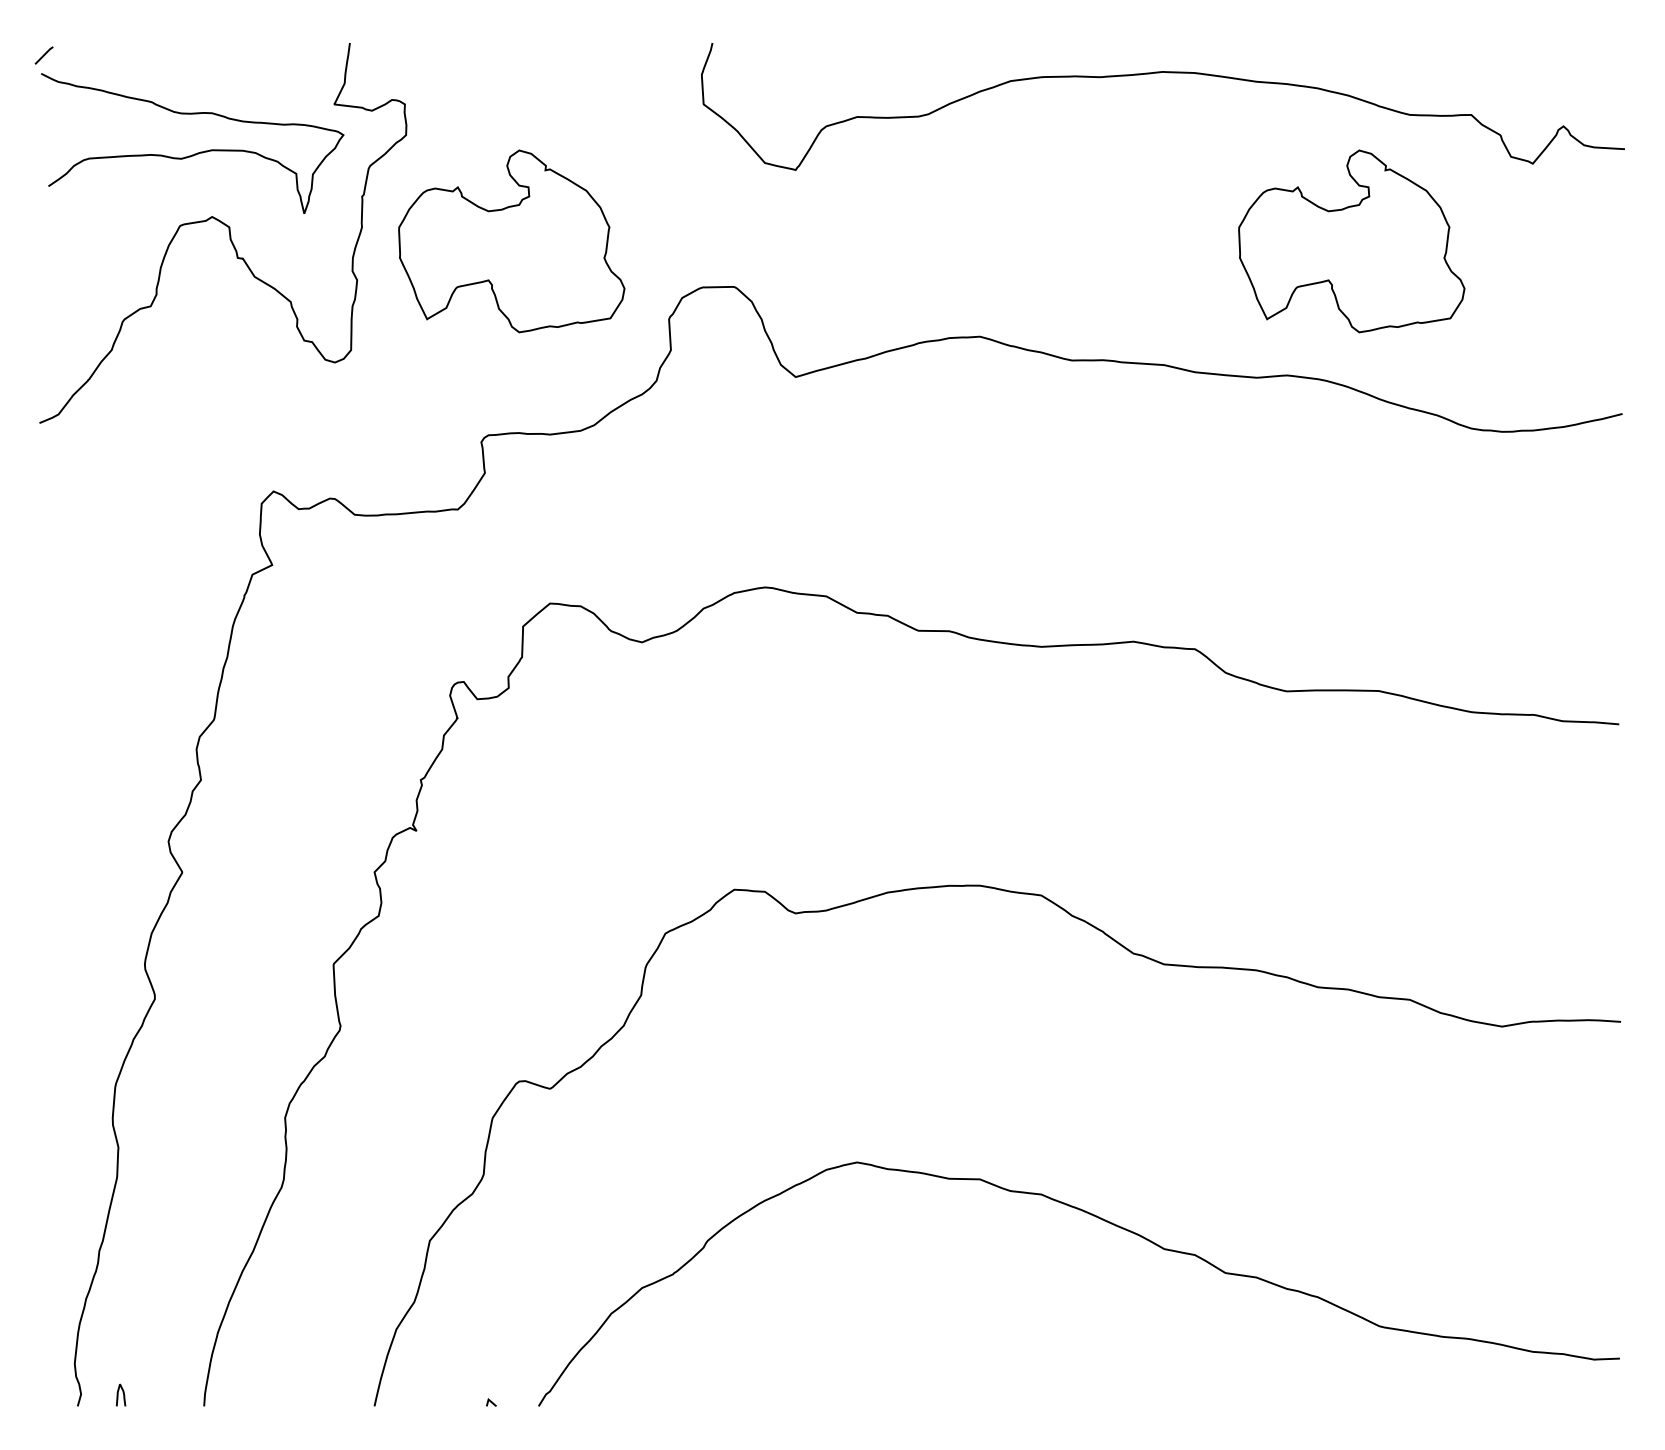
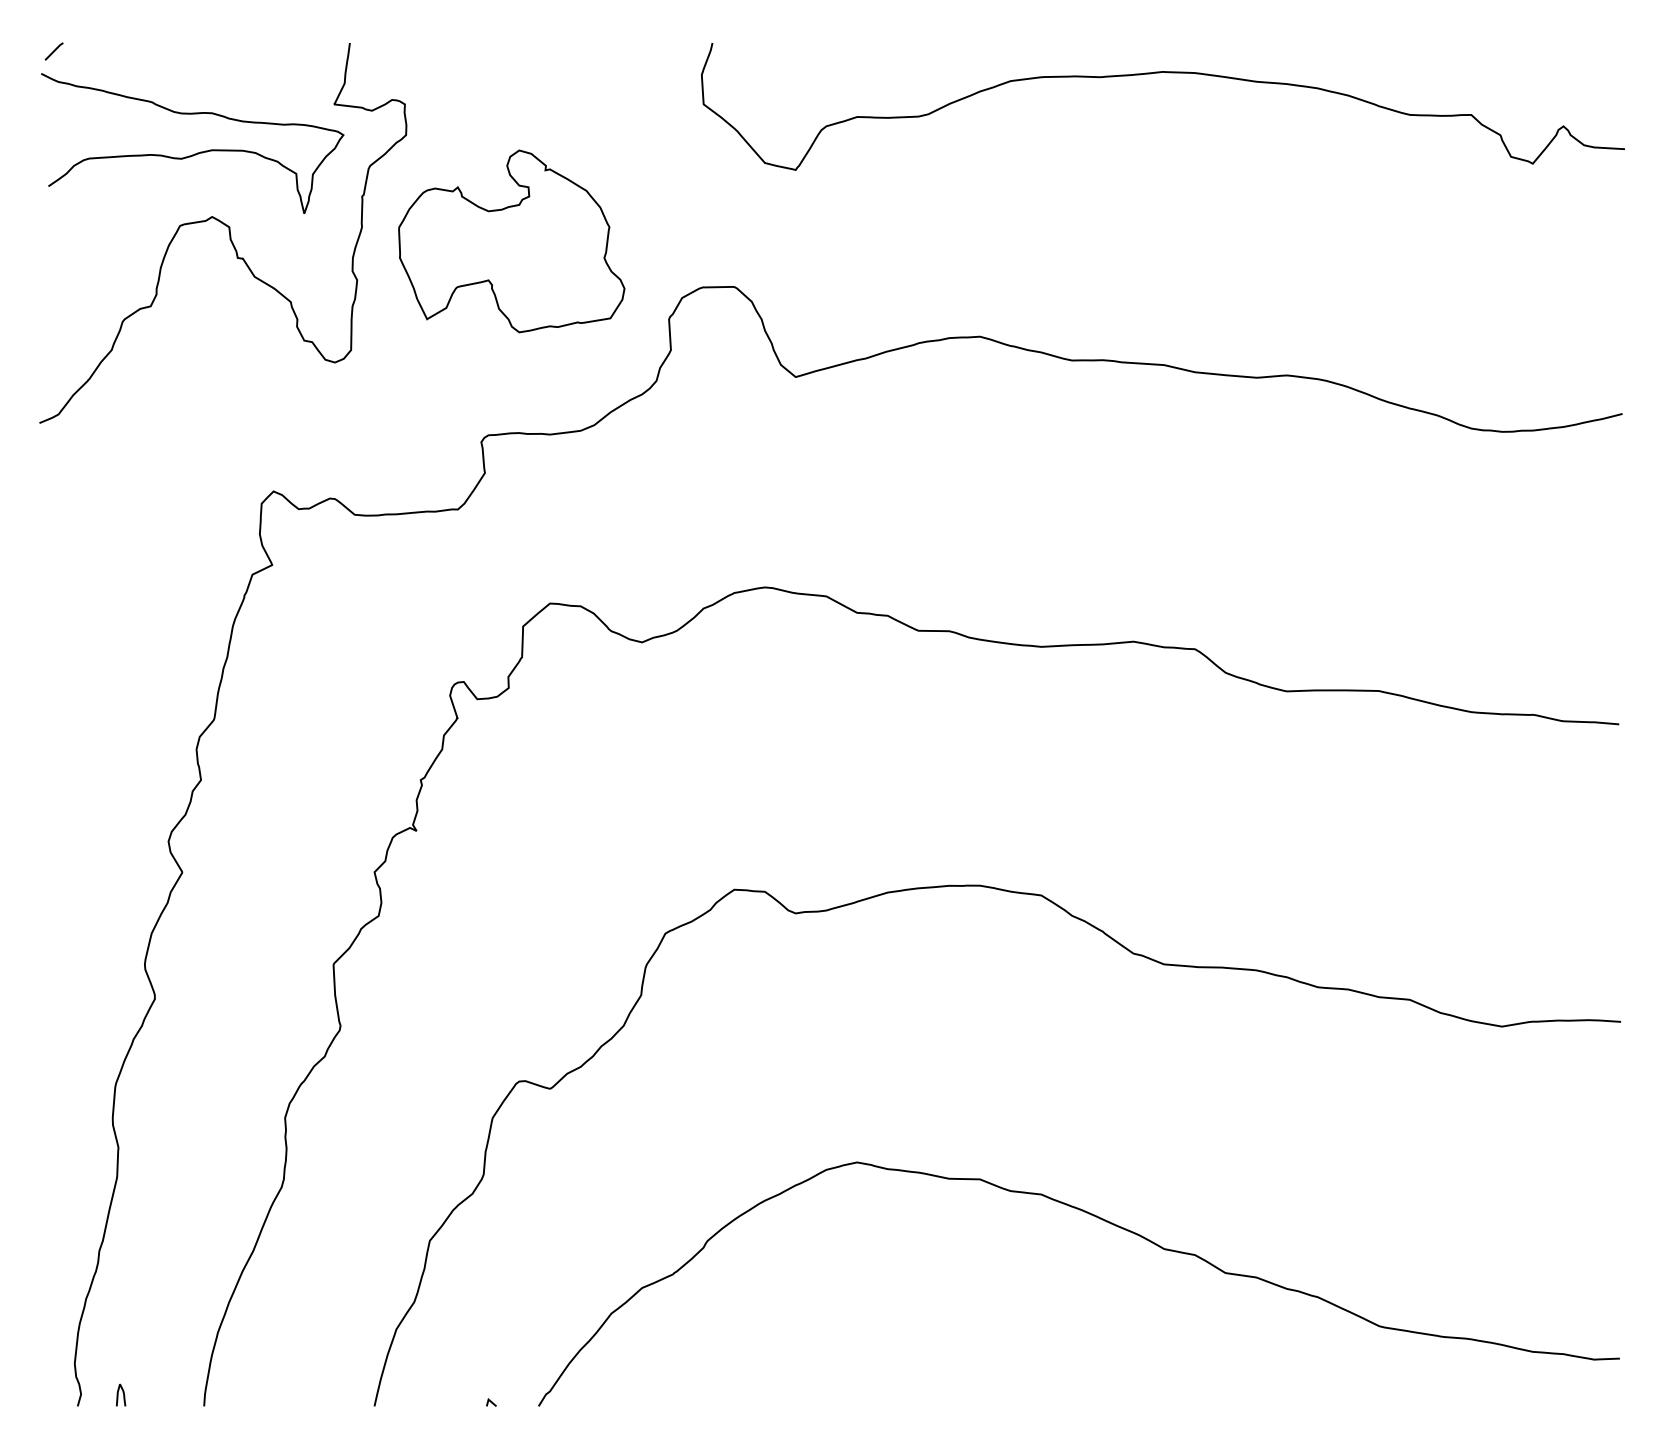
line position: (43, 55) -> (53, 51) (53, 51)
part: present -> none (1351, 241)
